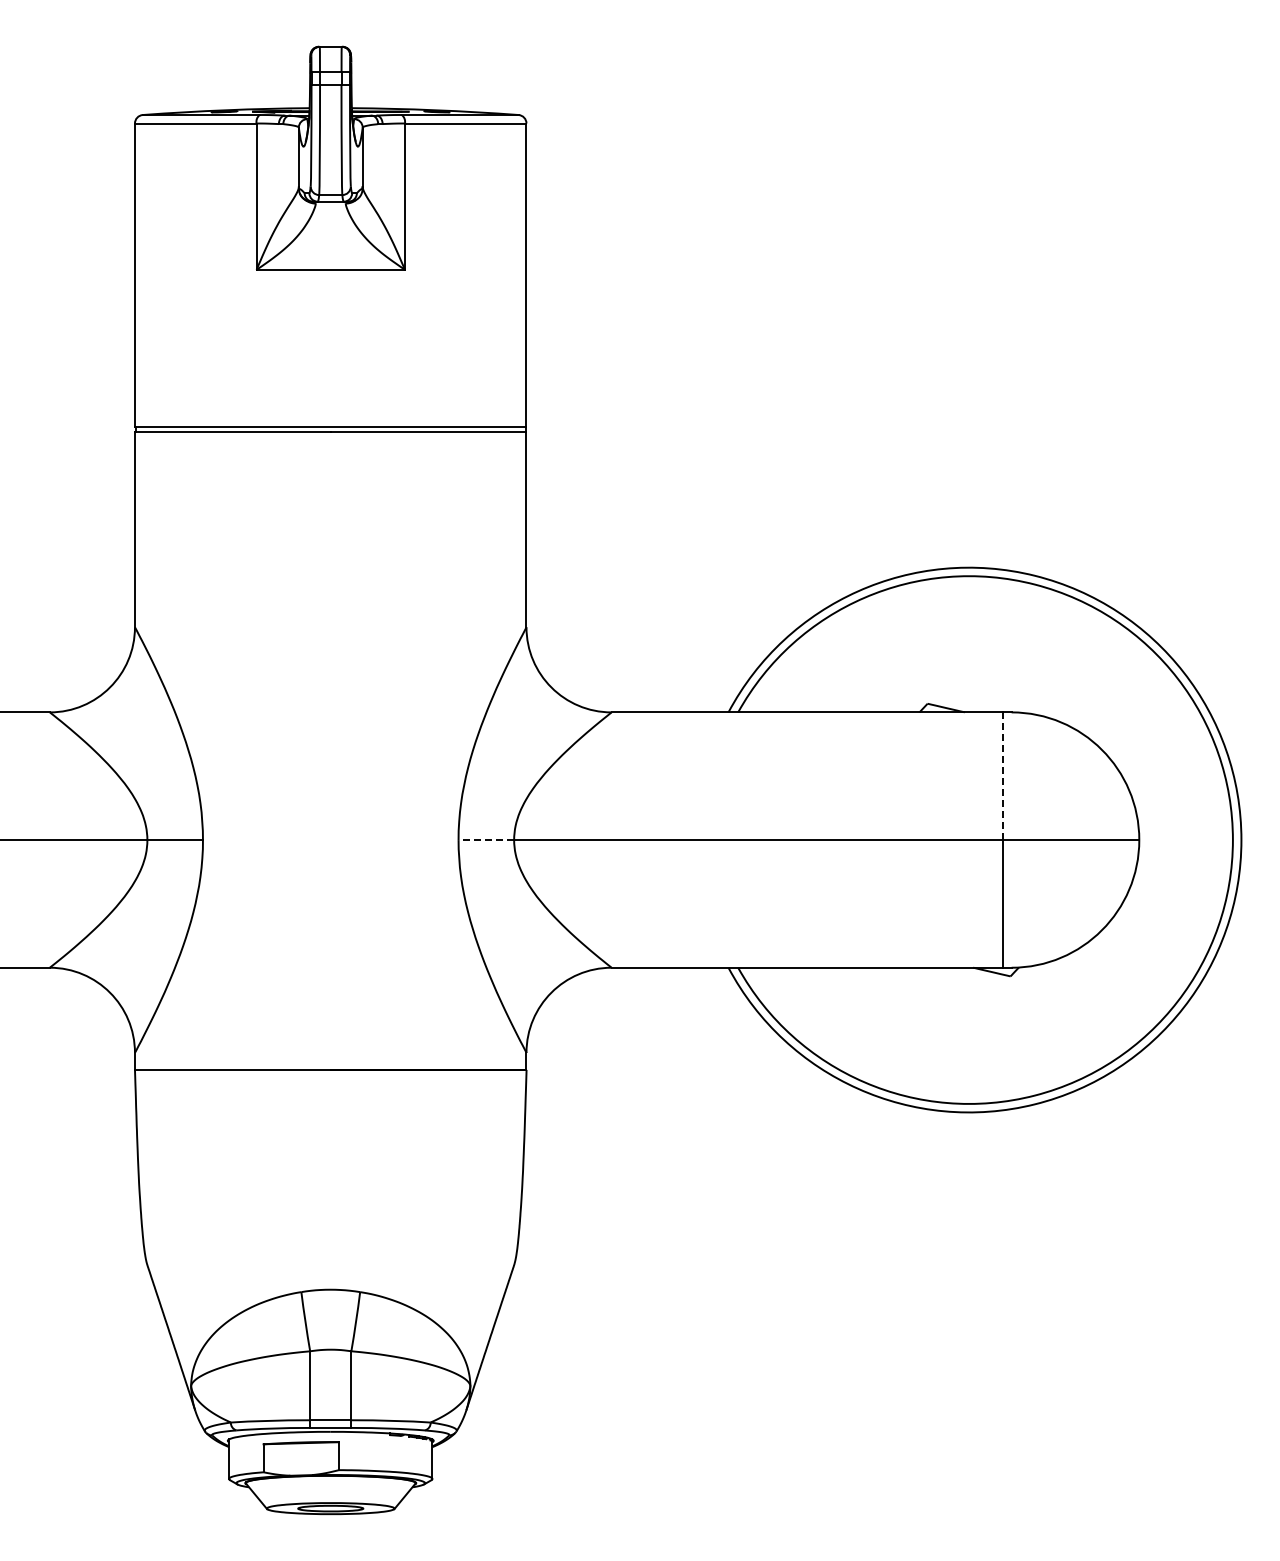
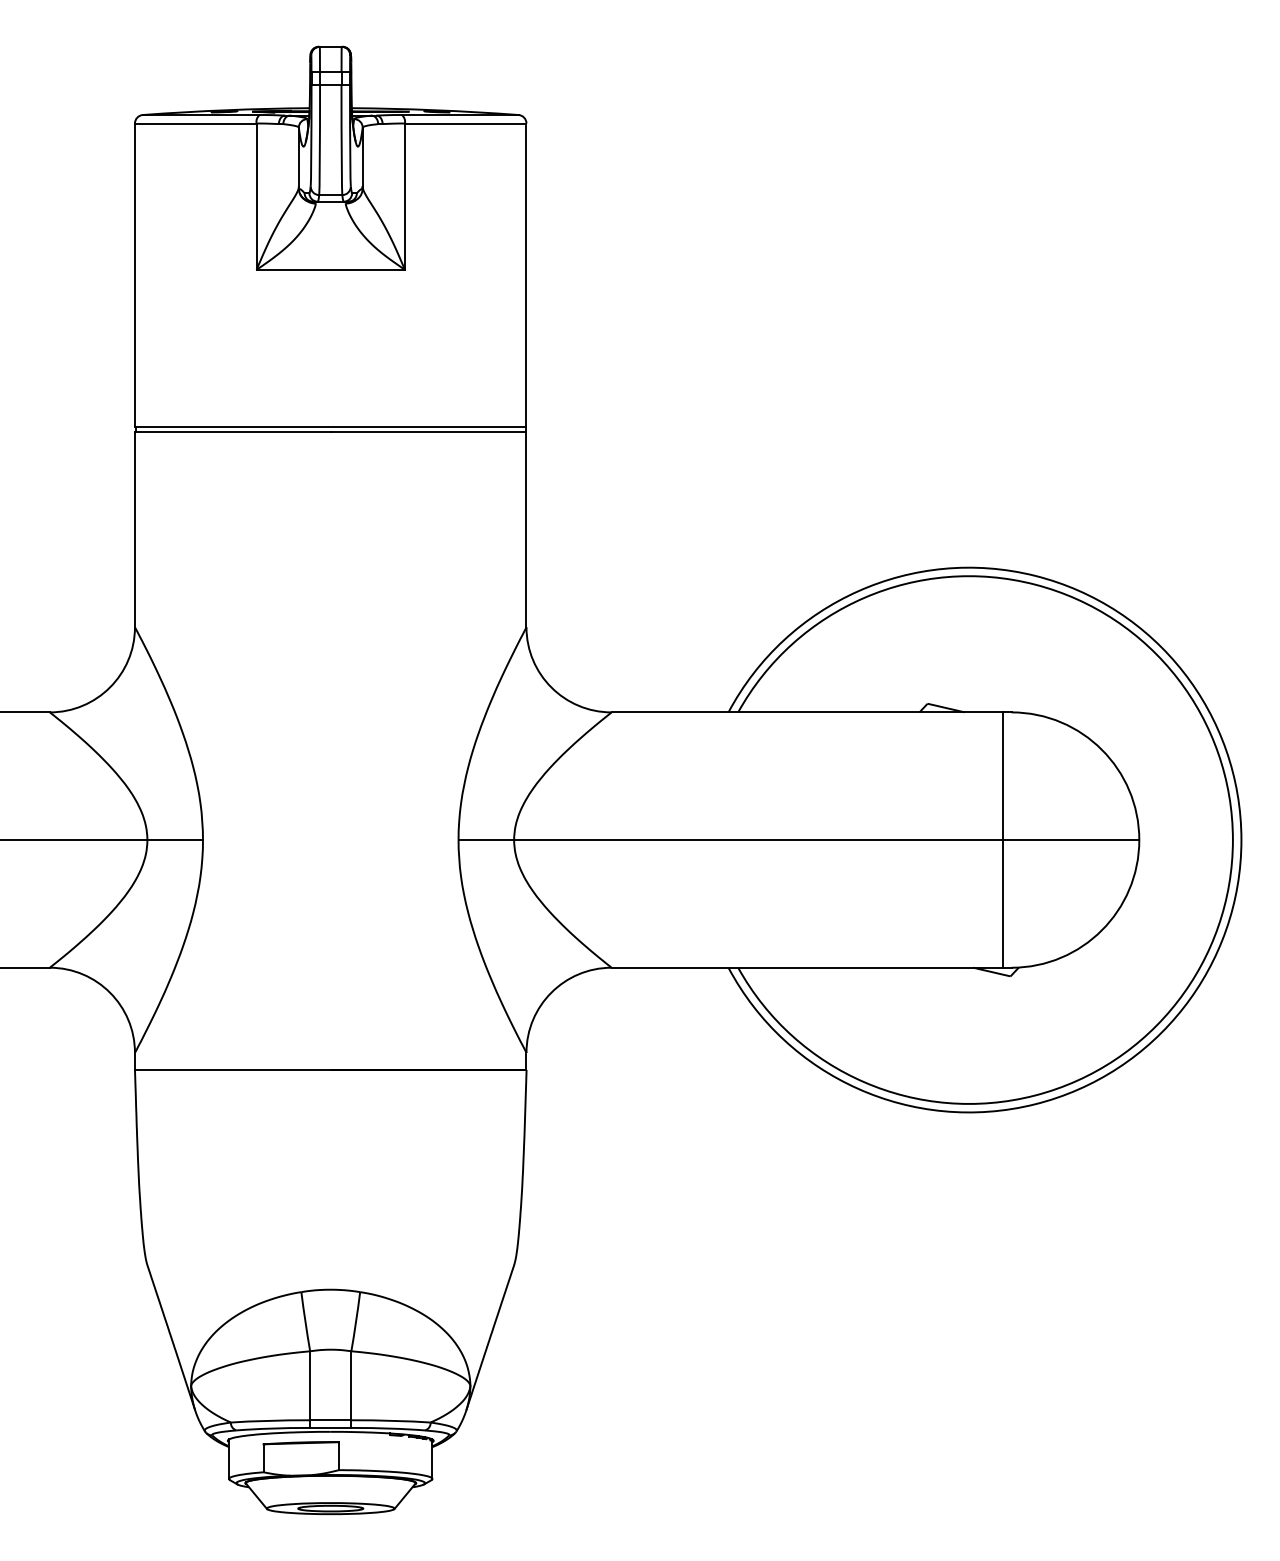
line: dashed -> solid (1003, 776)
line: dashed -> solid (486, 840)
